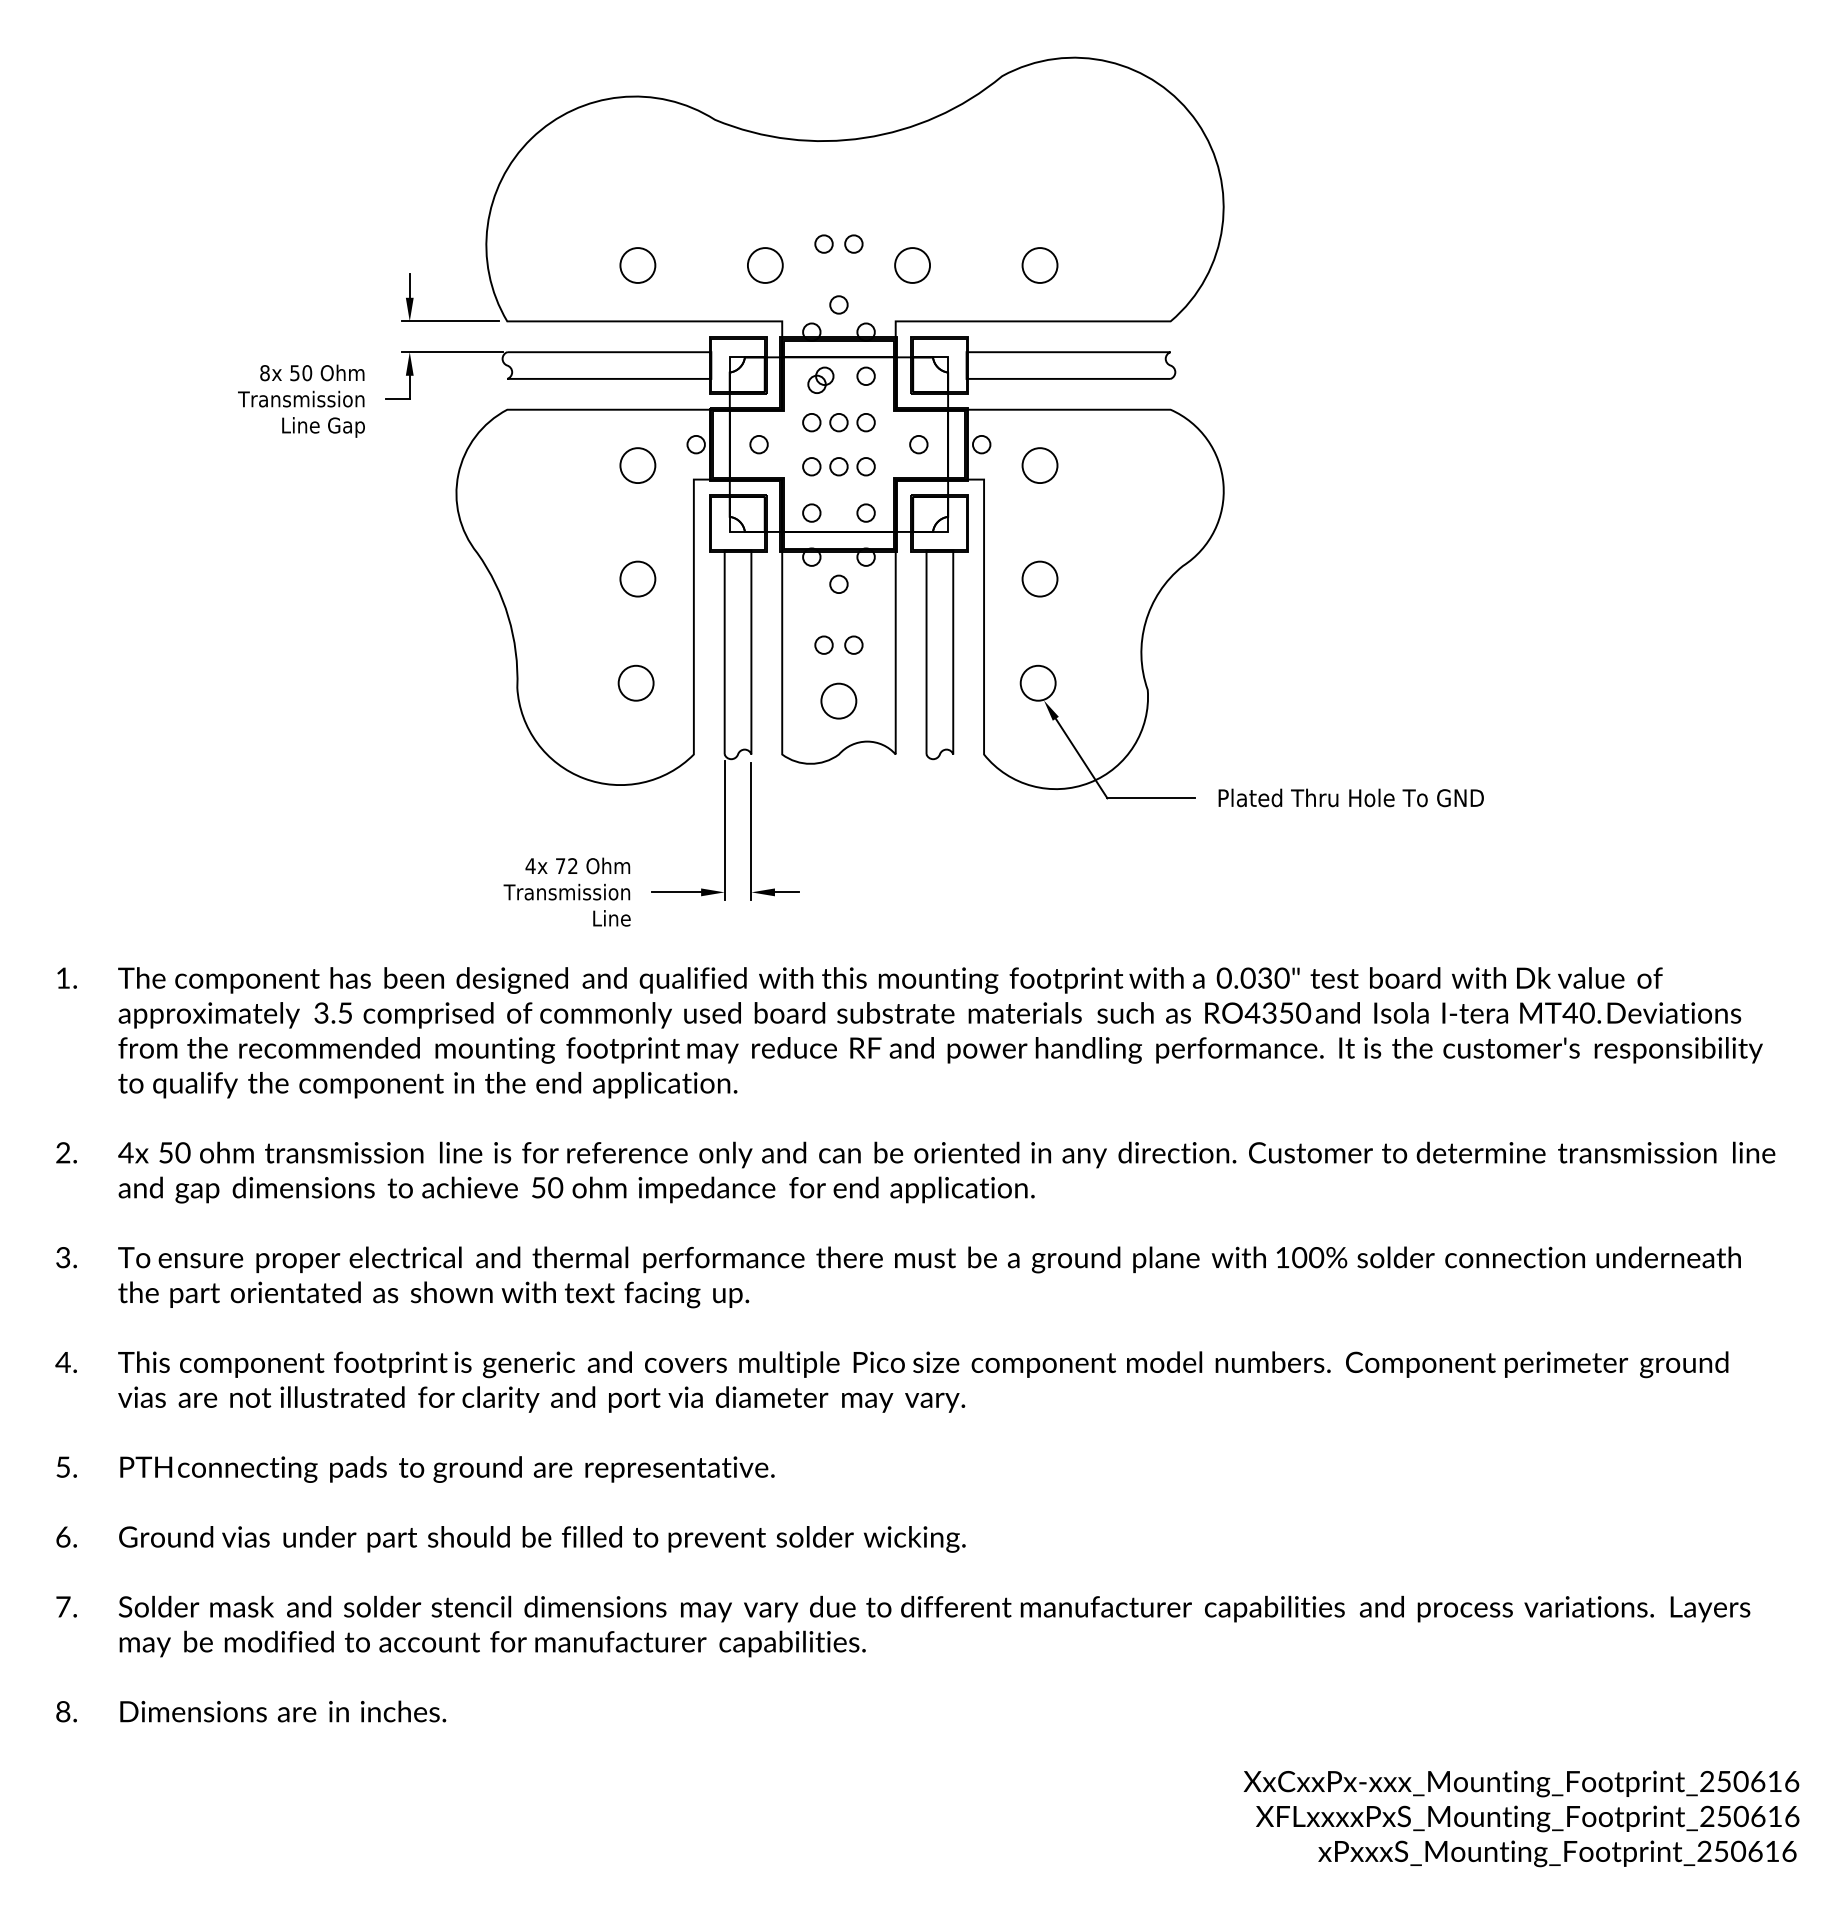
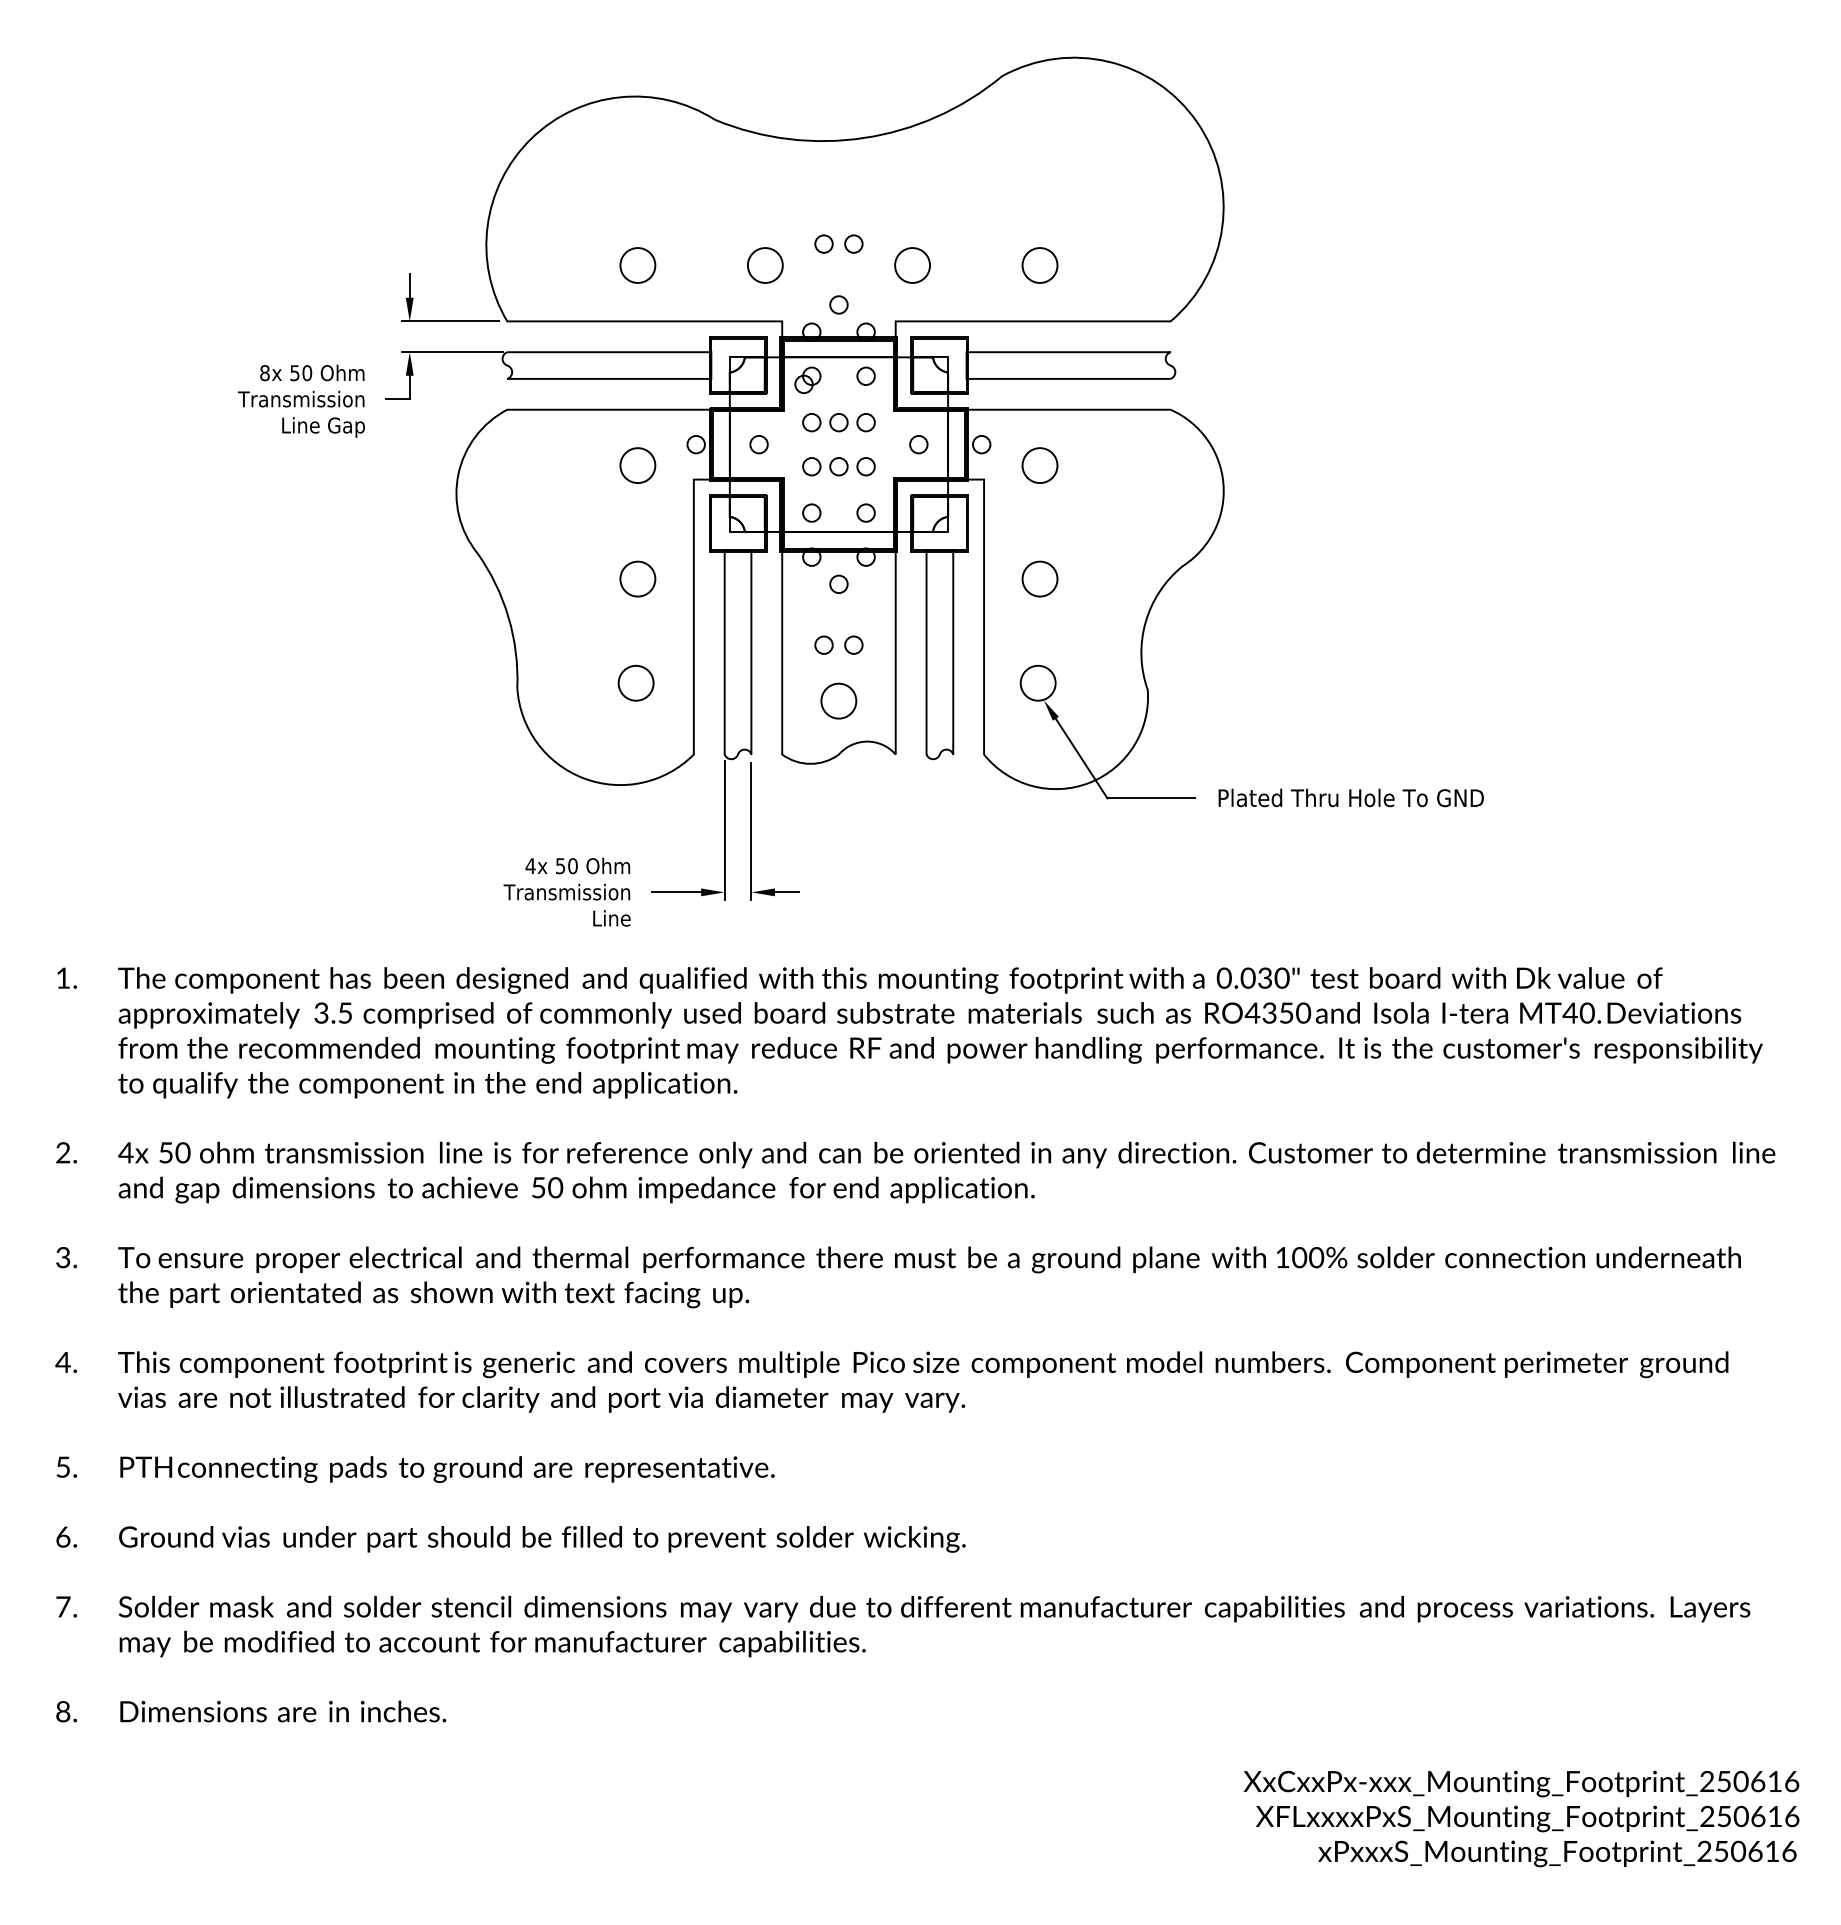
part position: (820, 379) -> (807, 379) (807, 379)
text: 72 -> 50 (566, 866)
